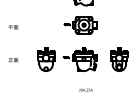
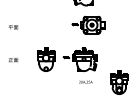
part position: (80, 25) -> (88, 25) (88, 25)
part position: (119, 59) -> (119, 82) (119, 82)
text position: (85, 89) -> (85, 81) (85, 81)
